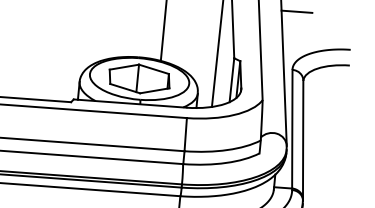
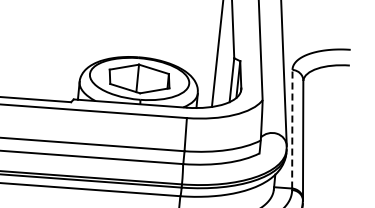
line: present -> none (296, 11)
line: present -> none (163, 31)
line: solid -> dashed (292, 128)
